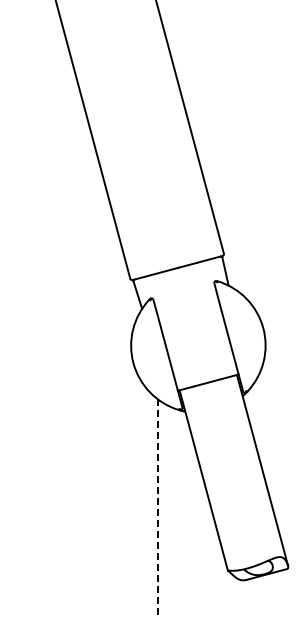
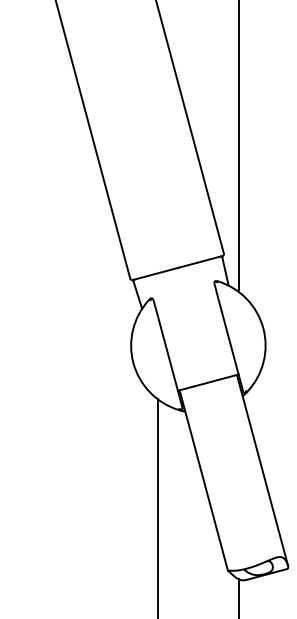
line: none -> present (239, 147)
line: dashed -> solid (157, 509)
line: none -> present (239, 597)
